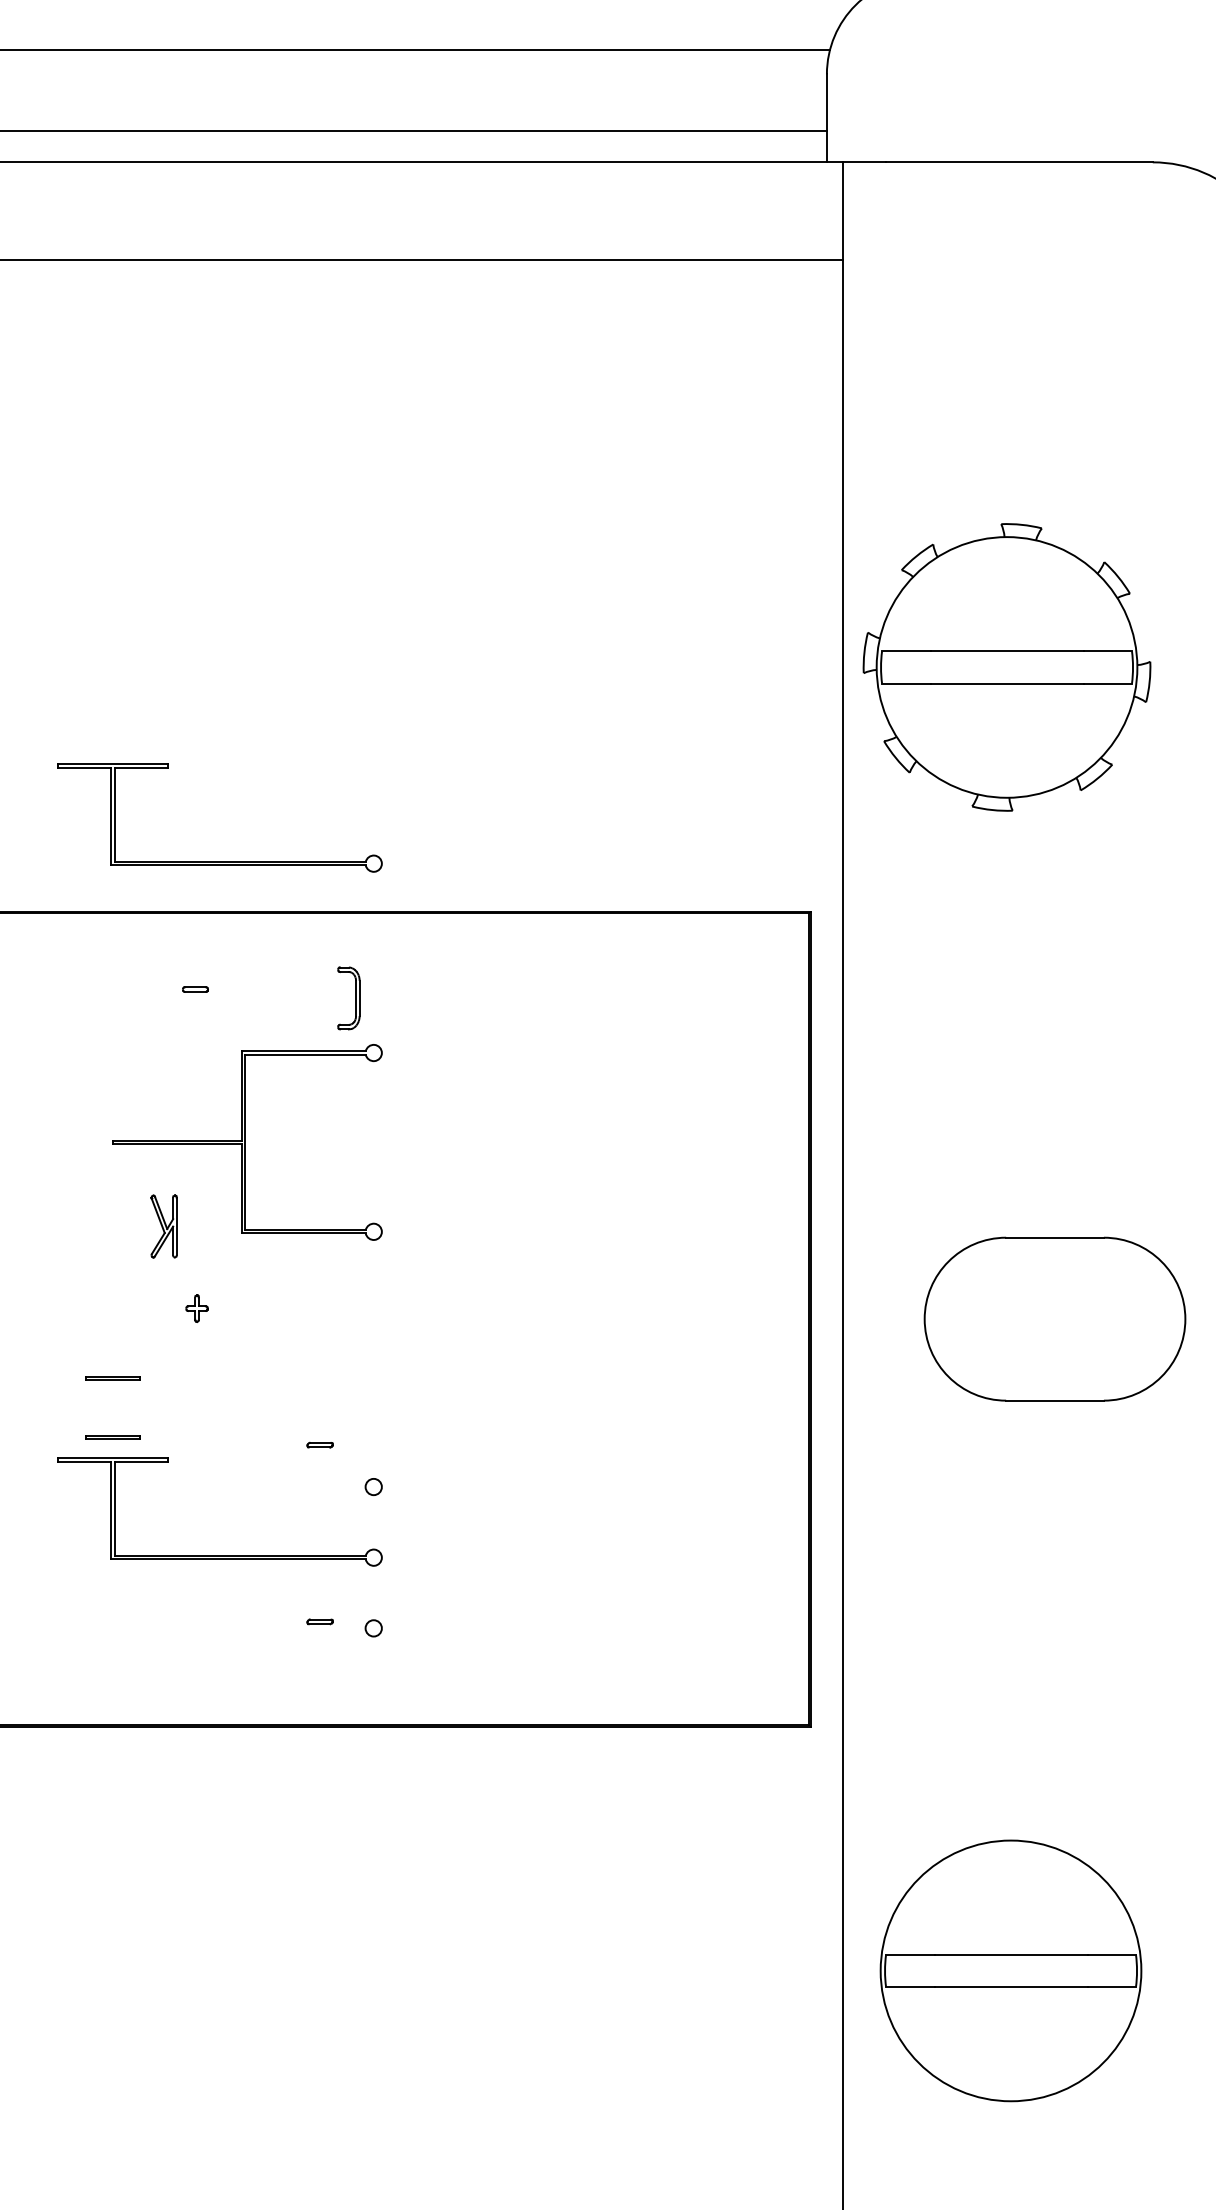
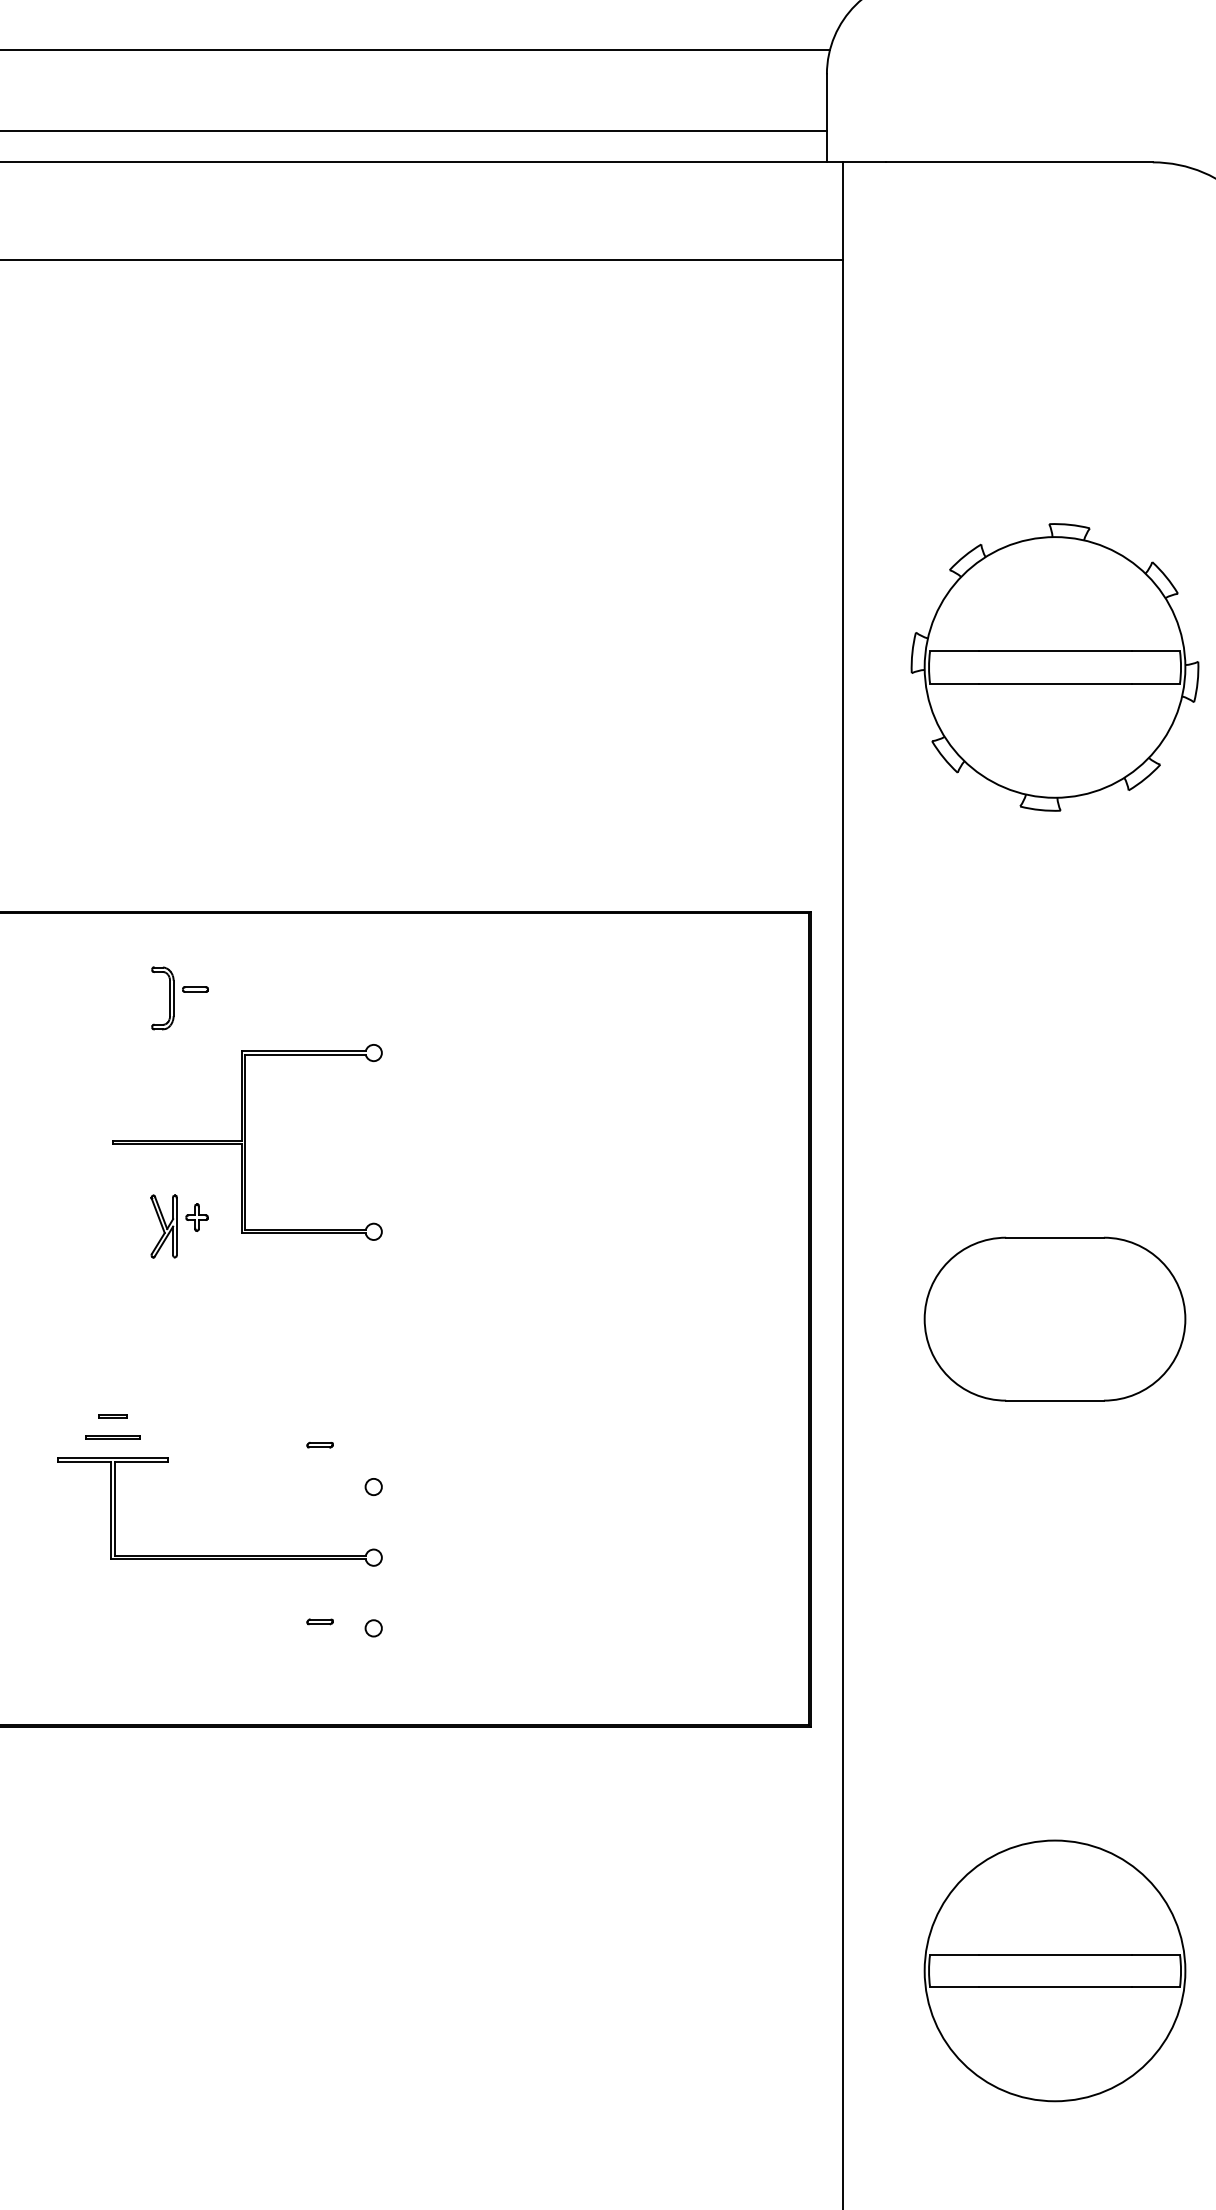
part position: (1006, 667) -> (1054, 667) (1054, 667)
part: present -> none (219, 861)
part position: (355, 998) -> (169, 998) (169, 998)
part position: (196, 1308) -> (196, 1217) (196, 1217)
line: present -> none (112, 1377)
line: none -> present (112, 1415)
part position: (1010, 1970) -> (1054, 1970) (1054, 1970)
